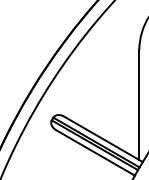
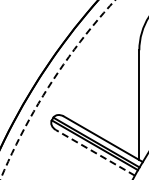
arc: solid -> dashed (50, 84)
line: solid -> dashed (95, 152)
